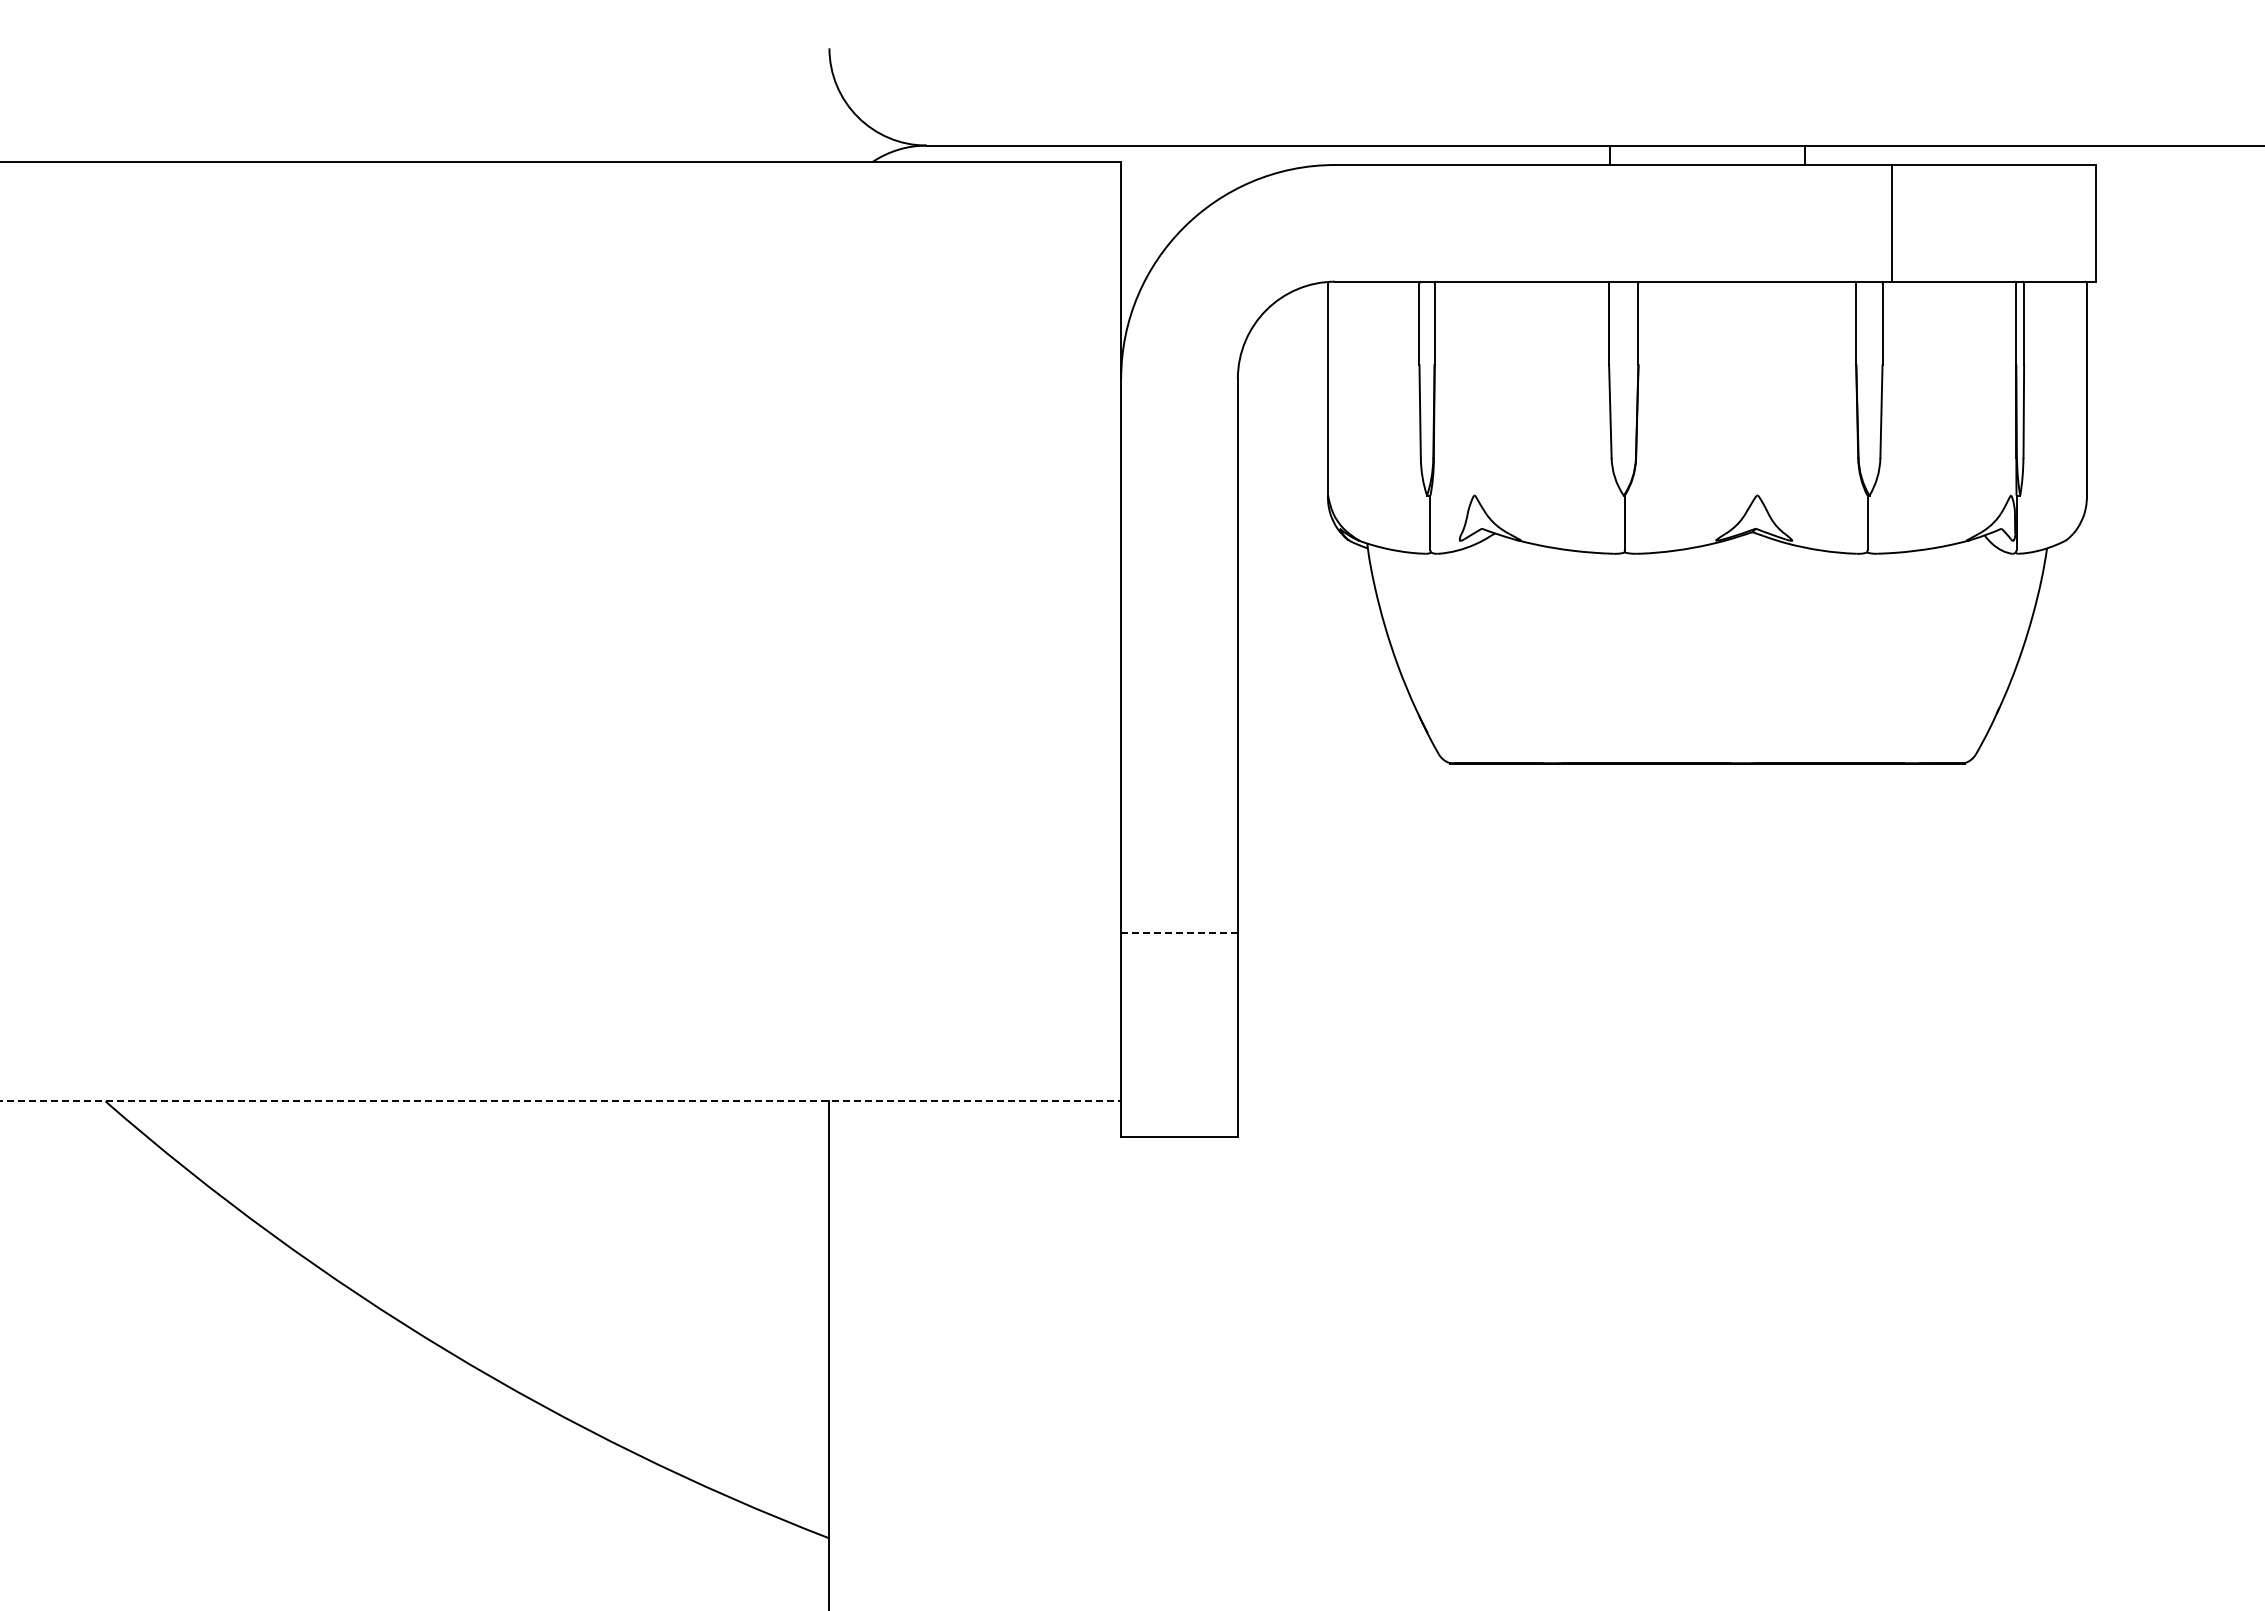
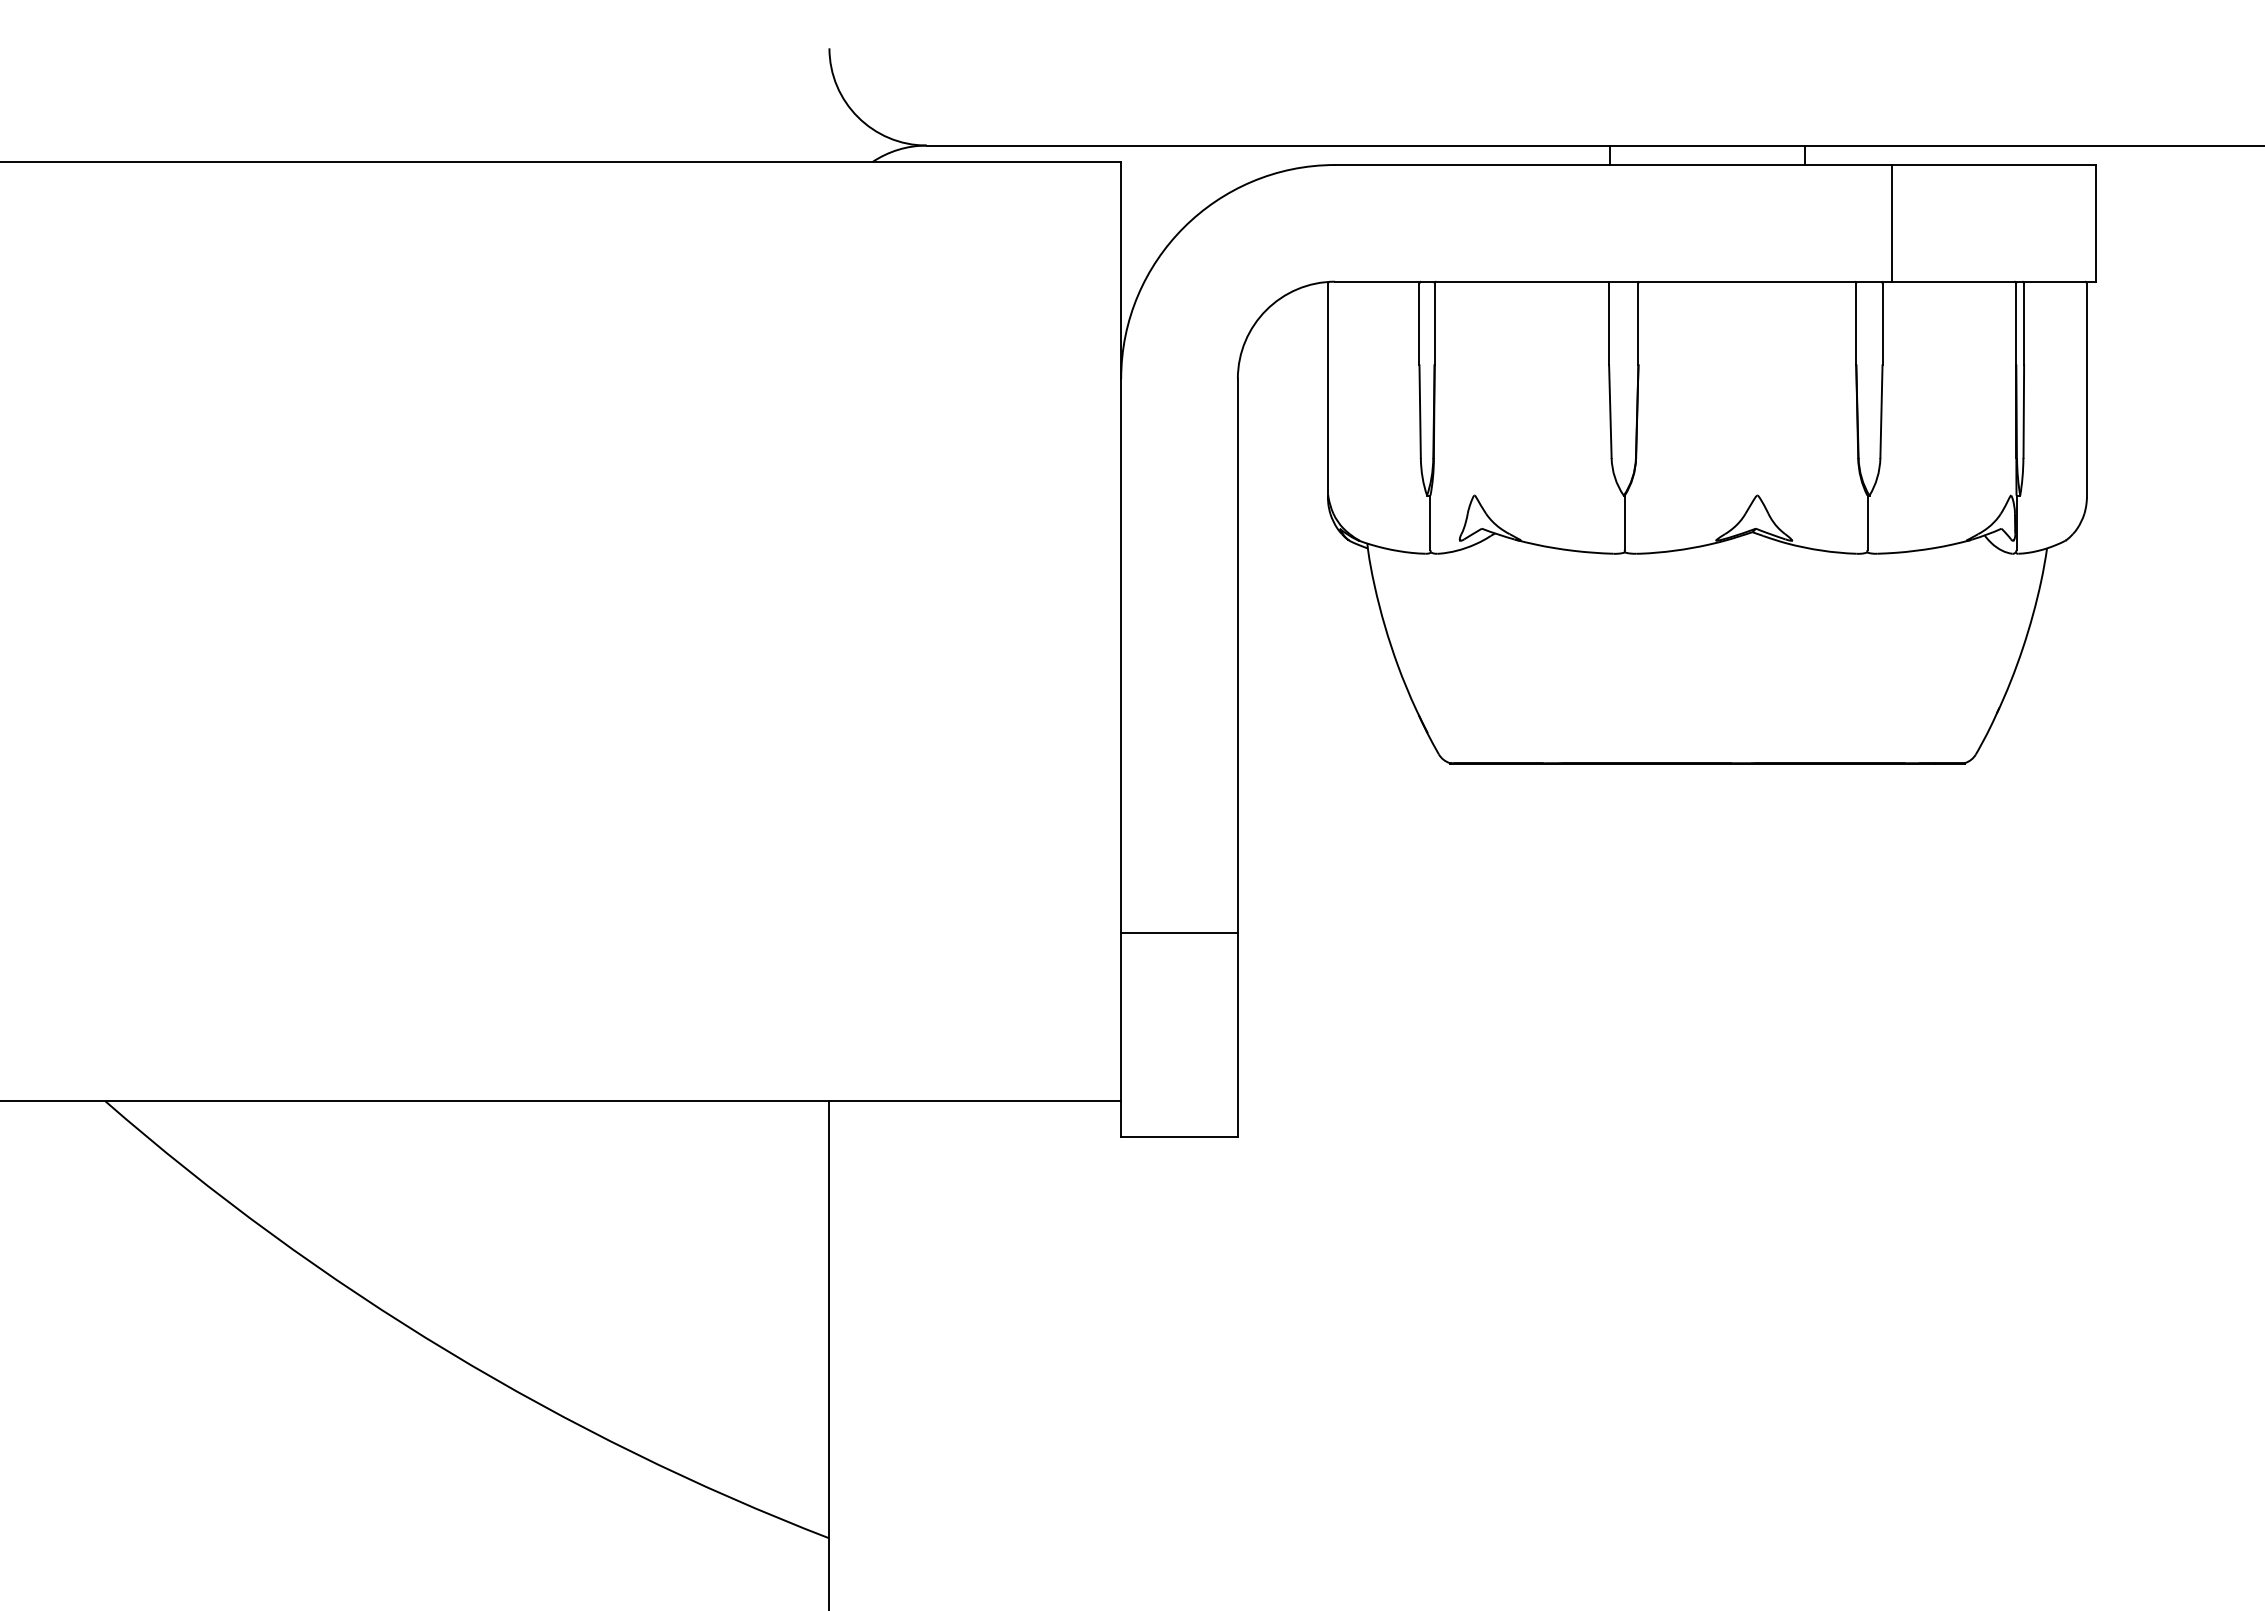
line: dashed -> solid (1180, 933)
line: dashed -> solid (561, 1101)
